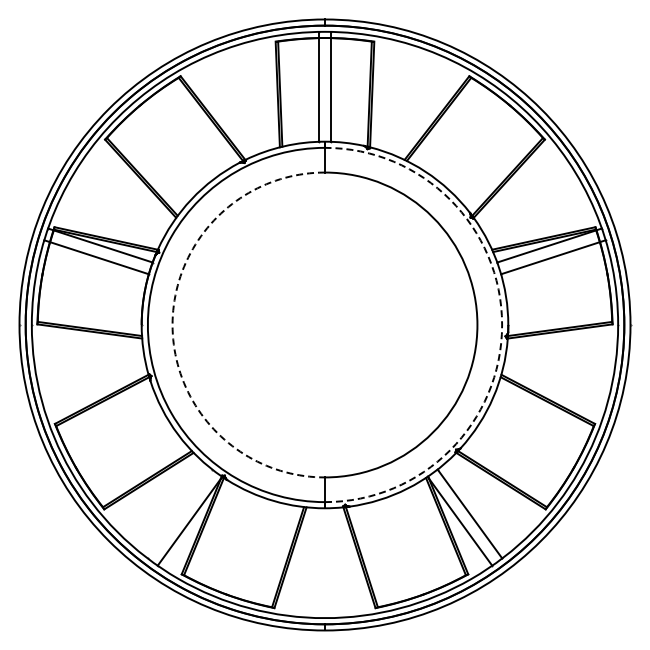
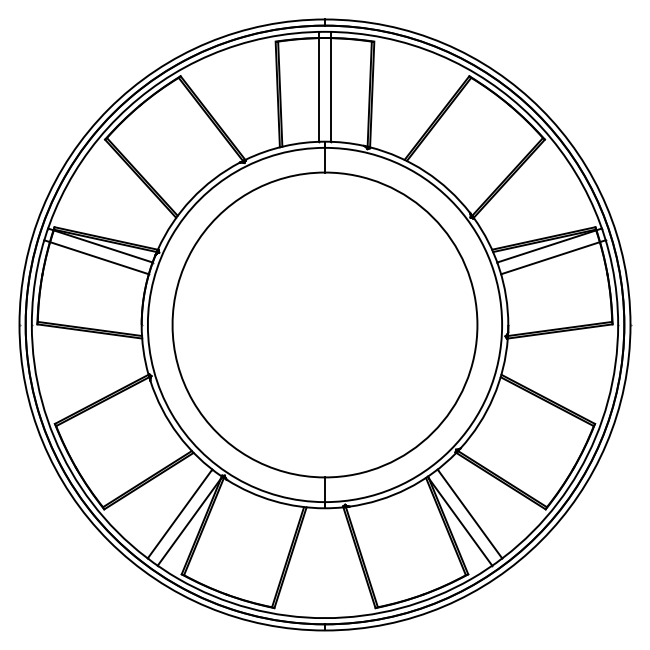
arc: dashed -> solid (172, 325)
arc: dashed -> solid (502, 325)
line: none -> present (179, 513)
